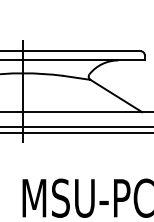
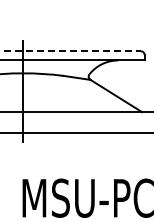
line: solid -> dashed (70, 51)
line: present -> none (76, 127)
